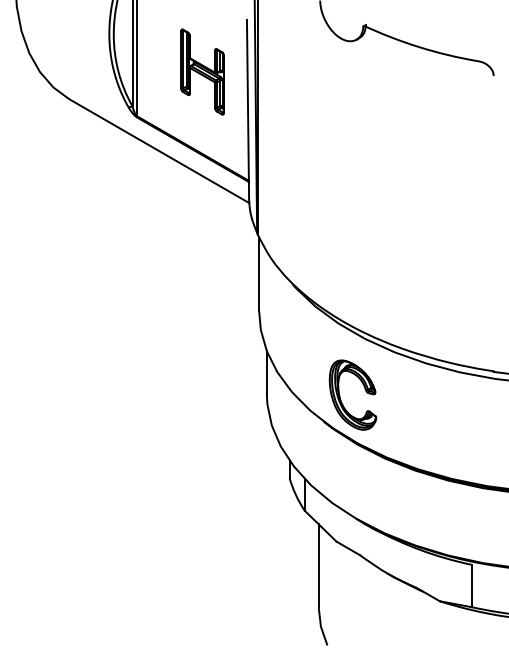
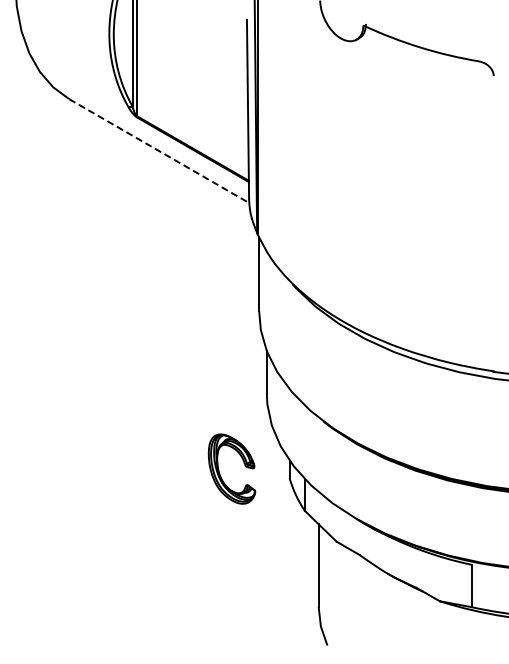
part: present -> none (202, 71)
line: solid -> dashed (159, 151)
part position: (340, 395) -> (219, 469) (219, 469)
